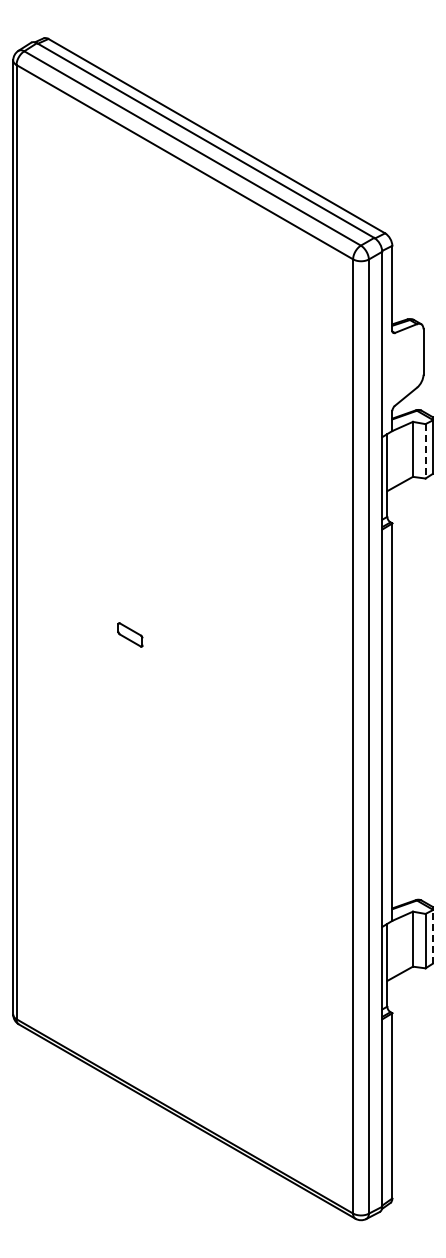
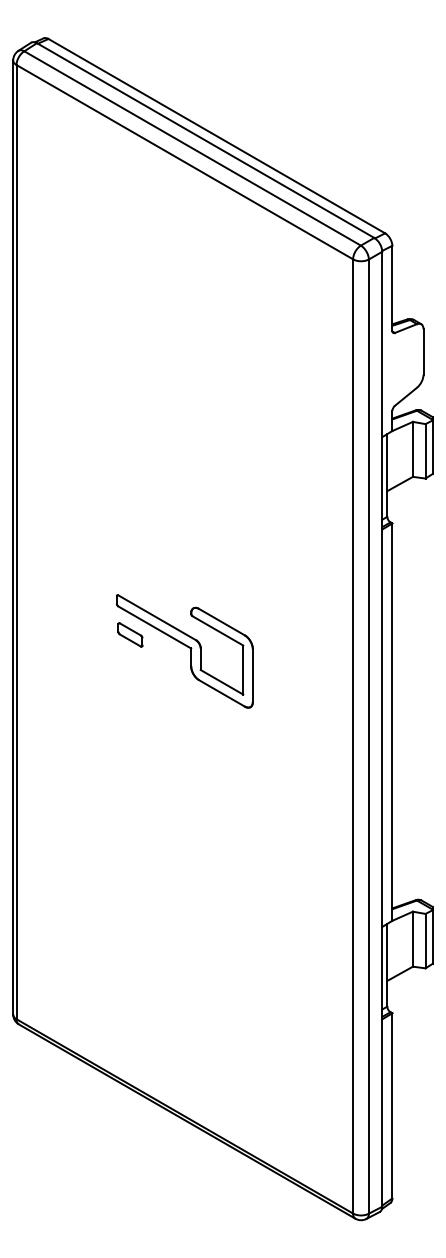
line: dashed -> solid (425, 451)
part: none -> present (184, 651)
line: dashed -> solid (432, 936)
